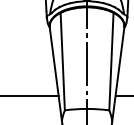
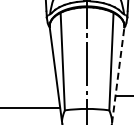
line: solid -> dashed (118, 74)
line position: (30, 95) -> (30, 107) (30, 107)
